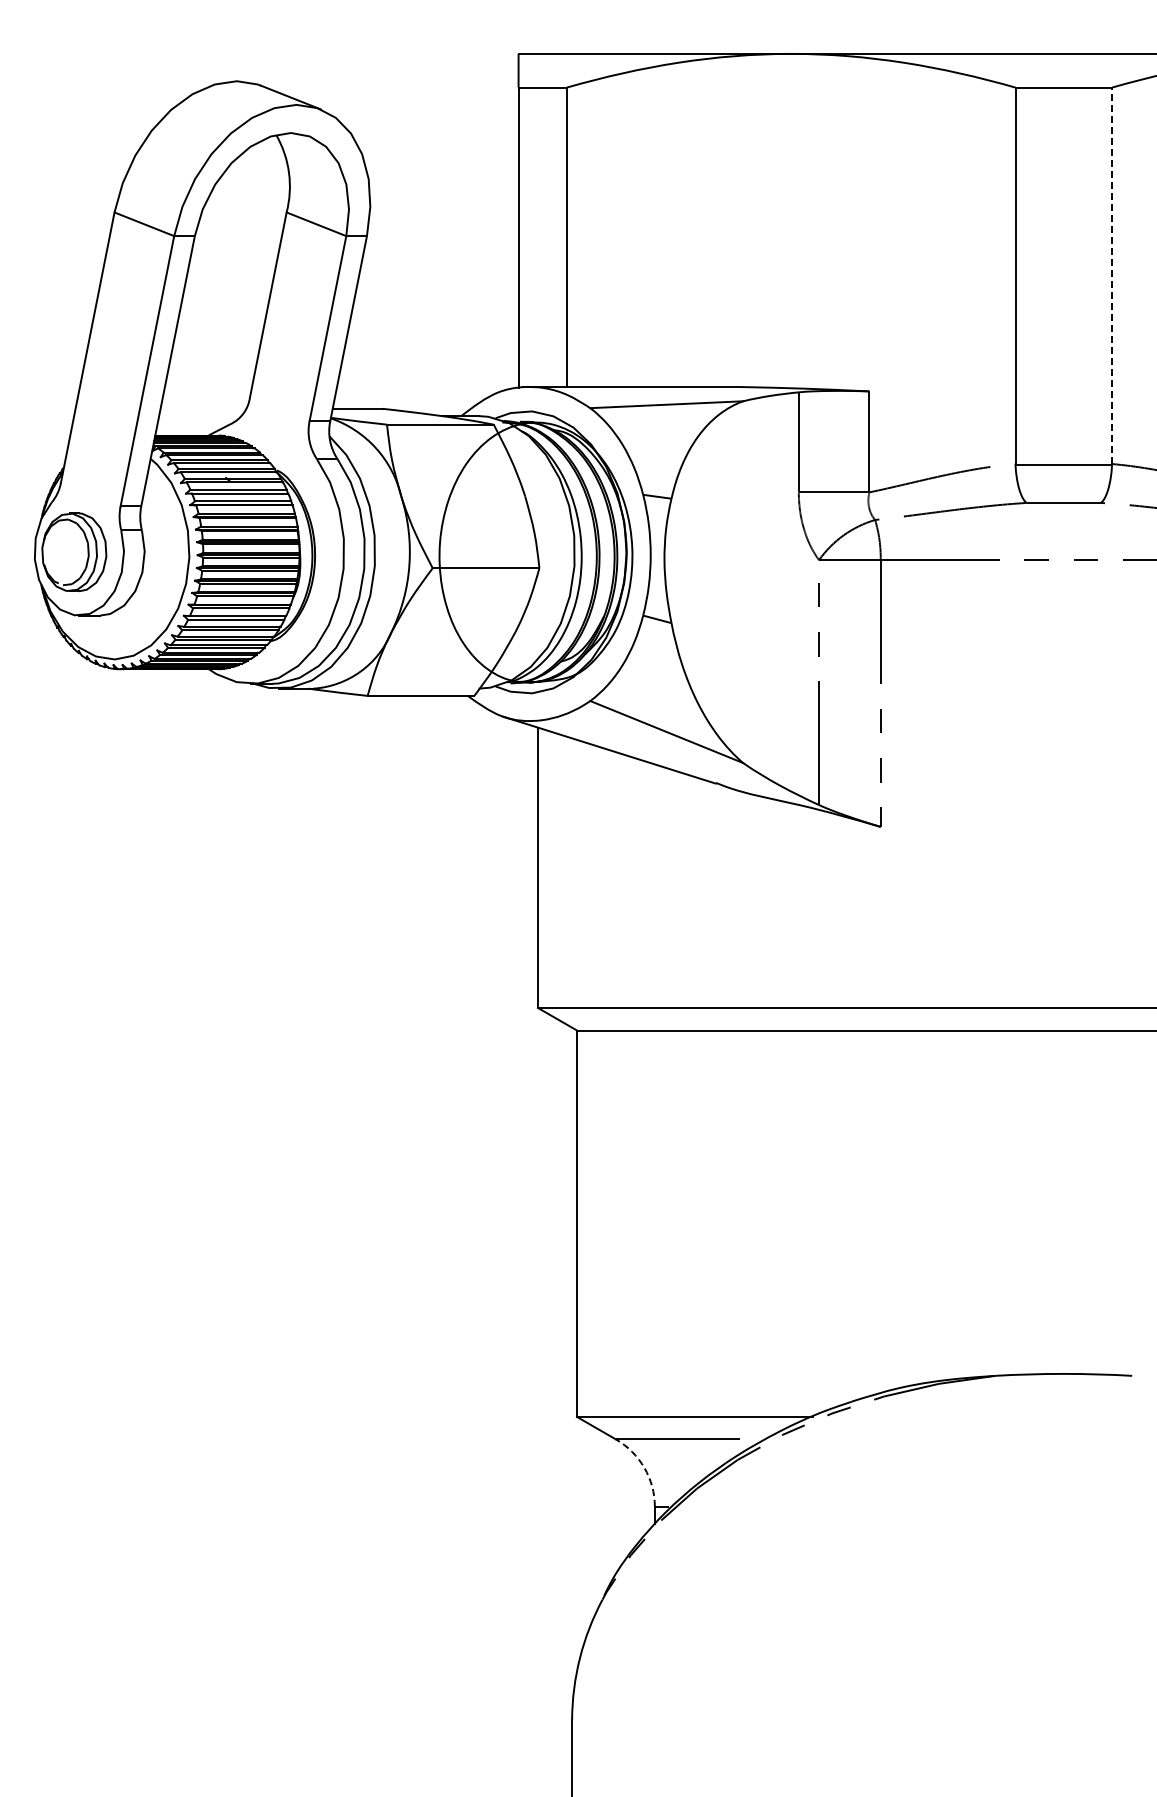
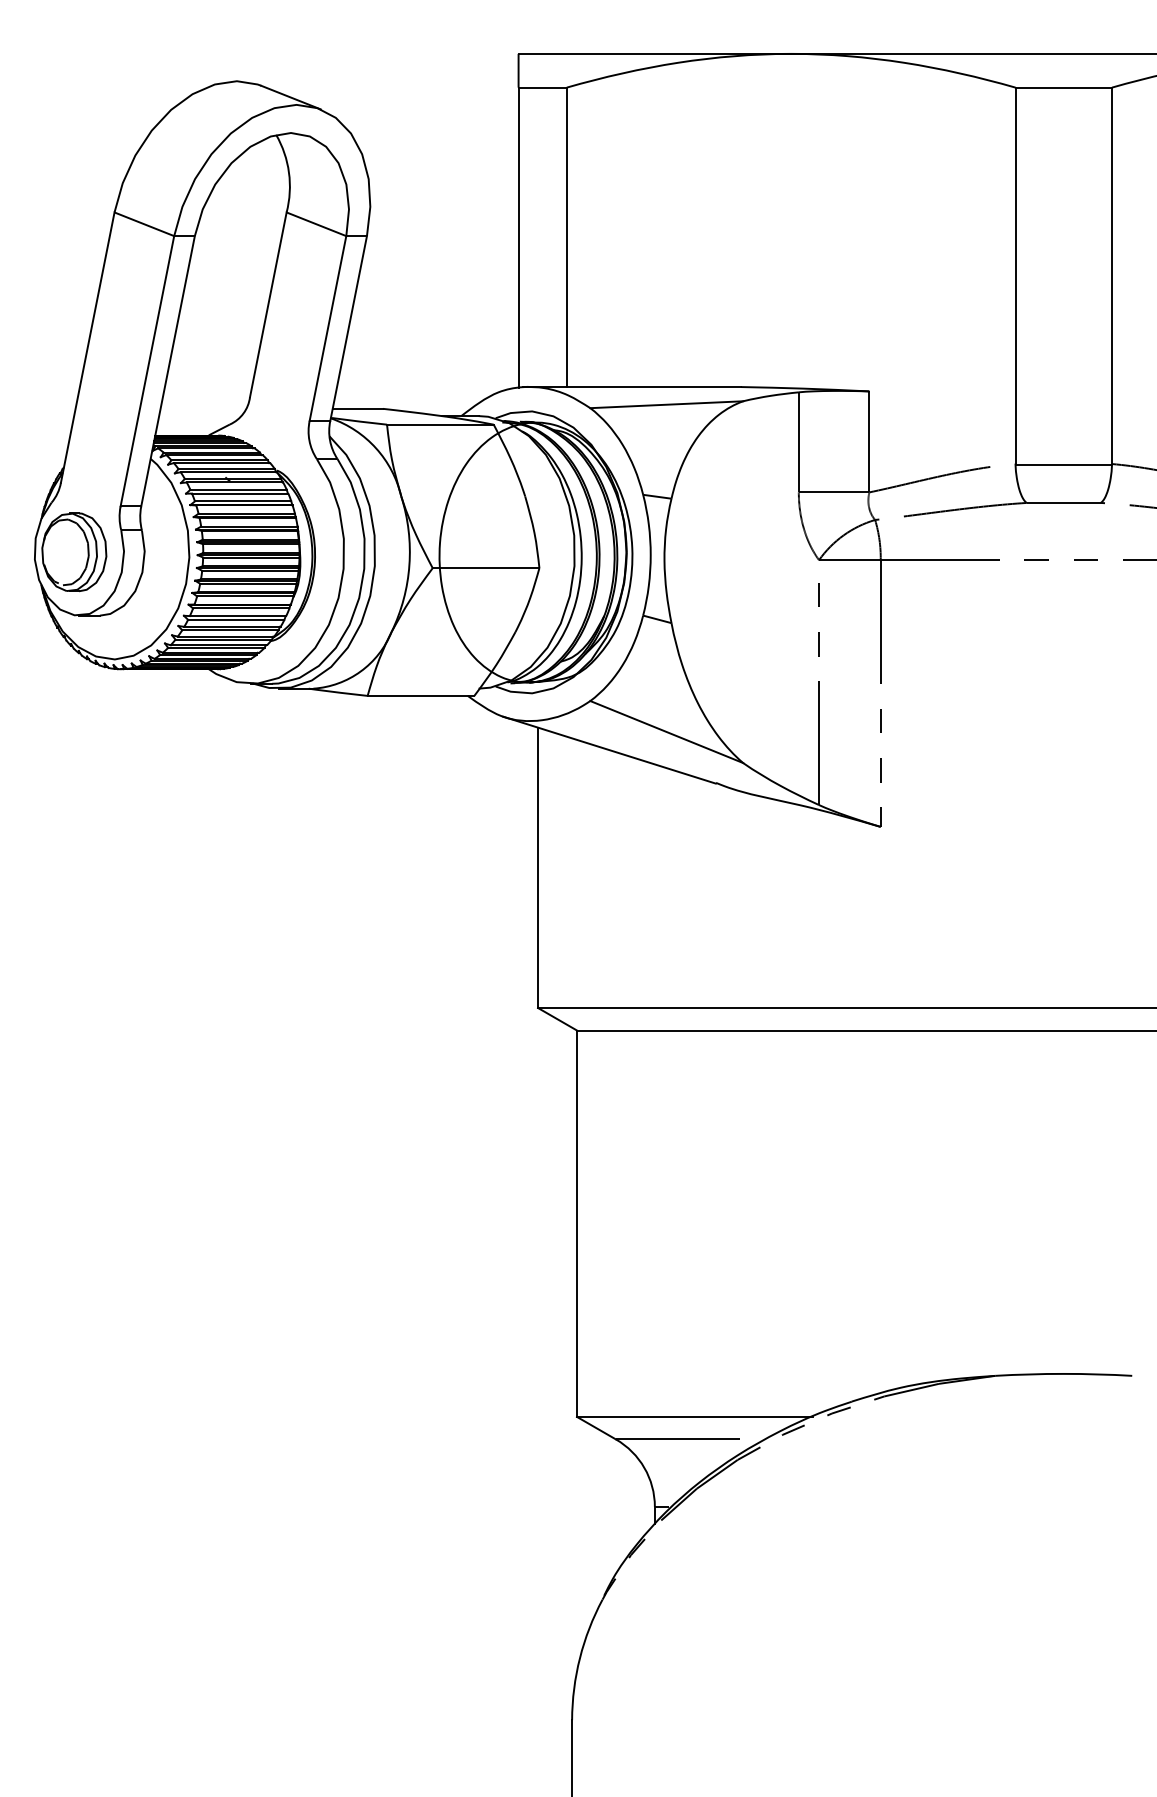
line: dashed -> solid (1112, 275)
arc: dashed -> solid (644, 1467)
